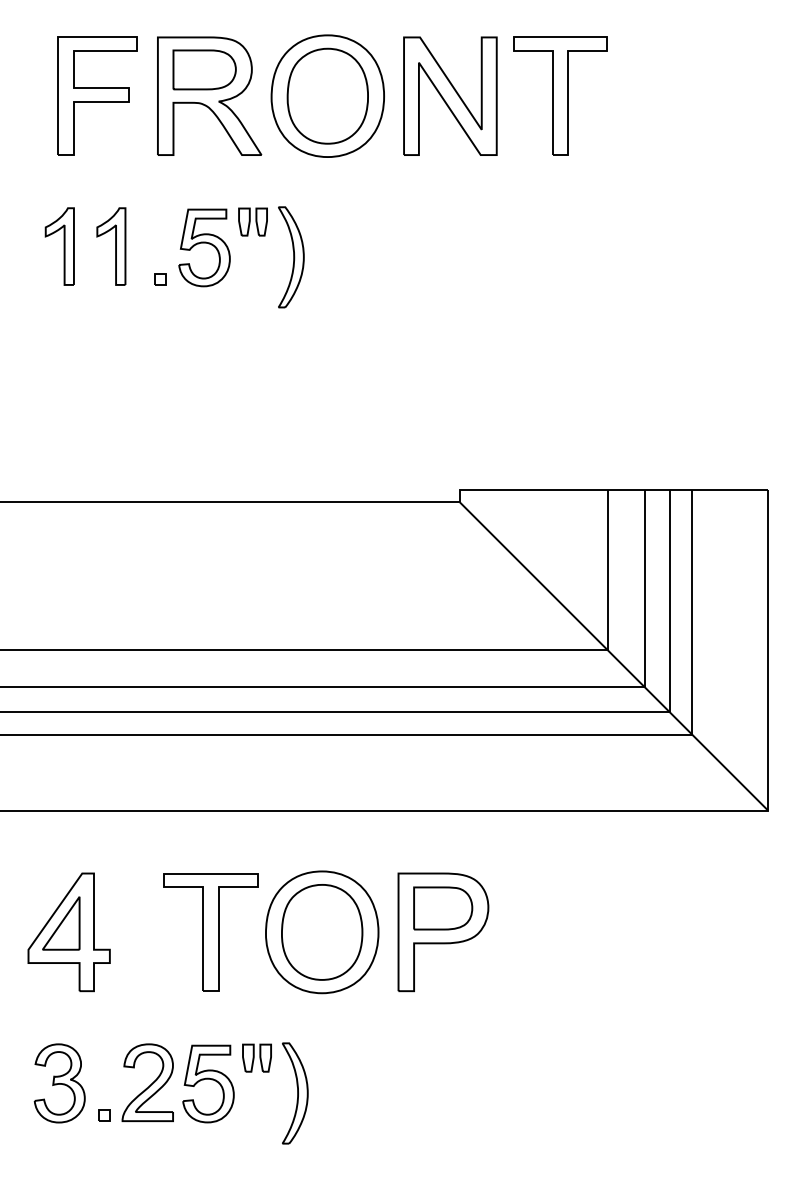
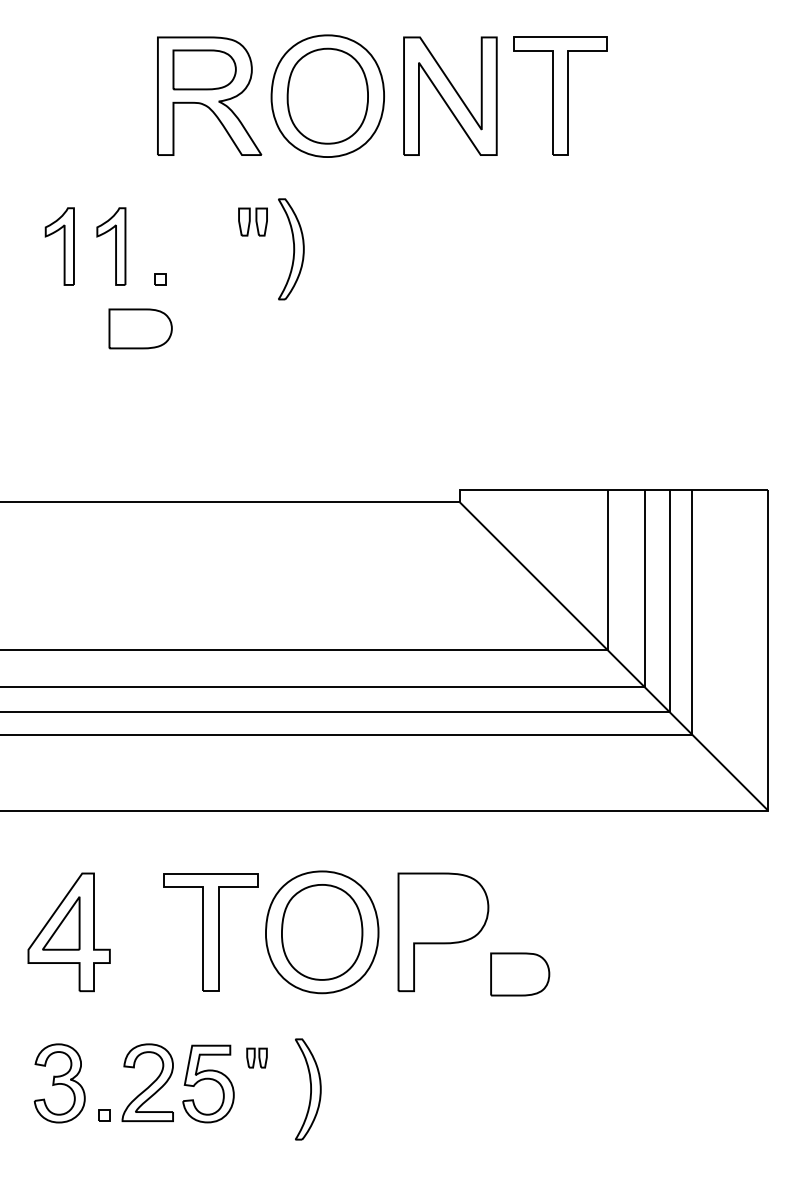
part: present -> none (97, 95)
part: present -> none (204, 247)
part position: (291, 257) -> (291, 249) (291, 249)
part: none -> present (140, 328)
part position: (443, 908) -> (520, 974) (520, 974)
part size: 30x30 px -> 22x22 px (256, 1057)
part position: (295, 1093) -> (308, 1089) (308, 1089)
